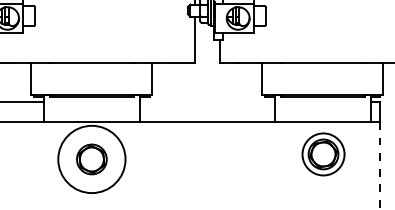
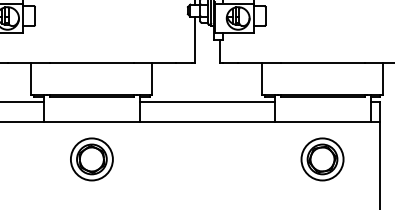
line: none -> present (206, 101)
part position: (323, 154) -> (322, 159) (322, 159)
circle diameter: 67 px -> 42 px (91, 159)
line: dashed -> solid (380, 165)
